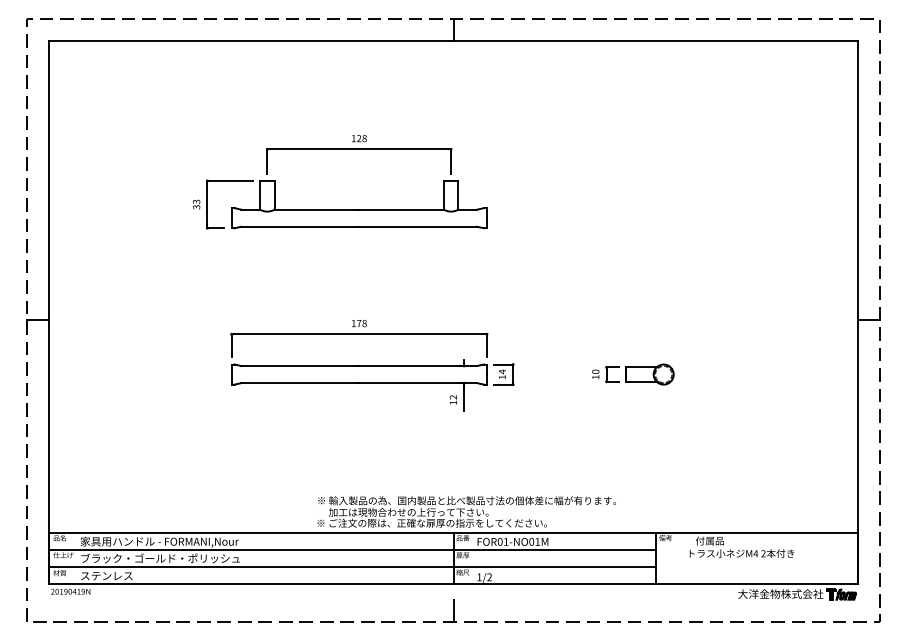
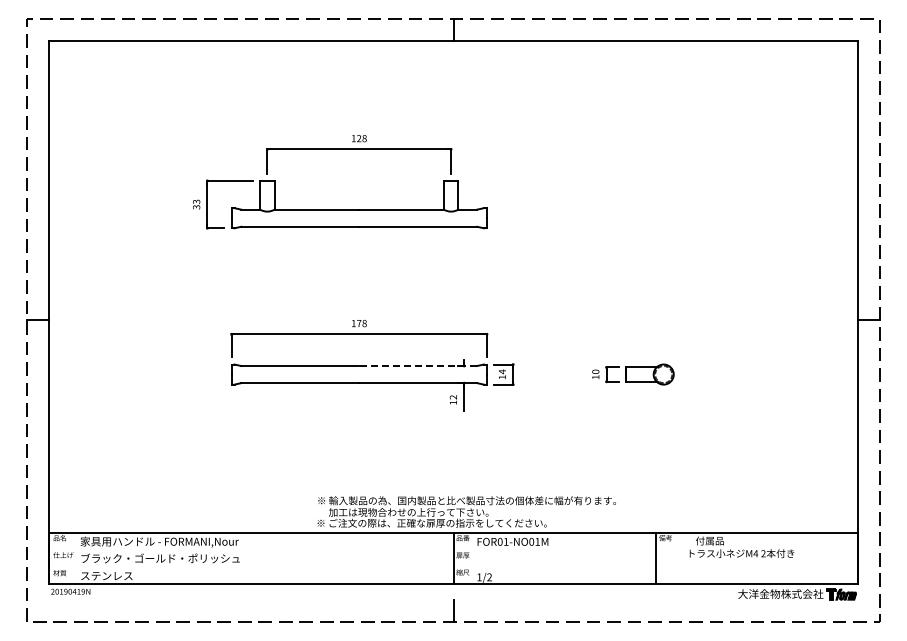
line: solid -> dashed (417, 365)
line: present -> none (352, 549)
line: present -> none (352, 566)
